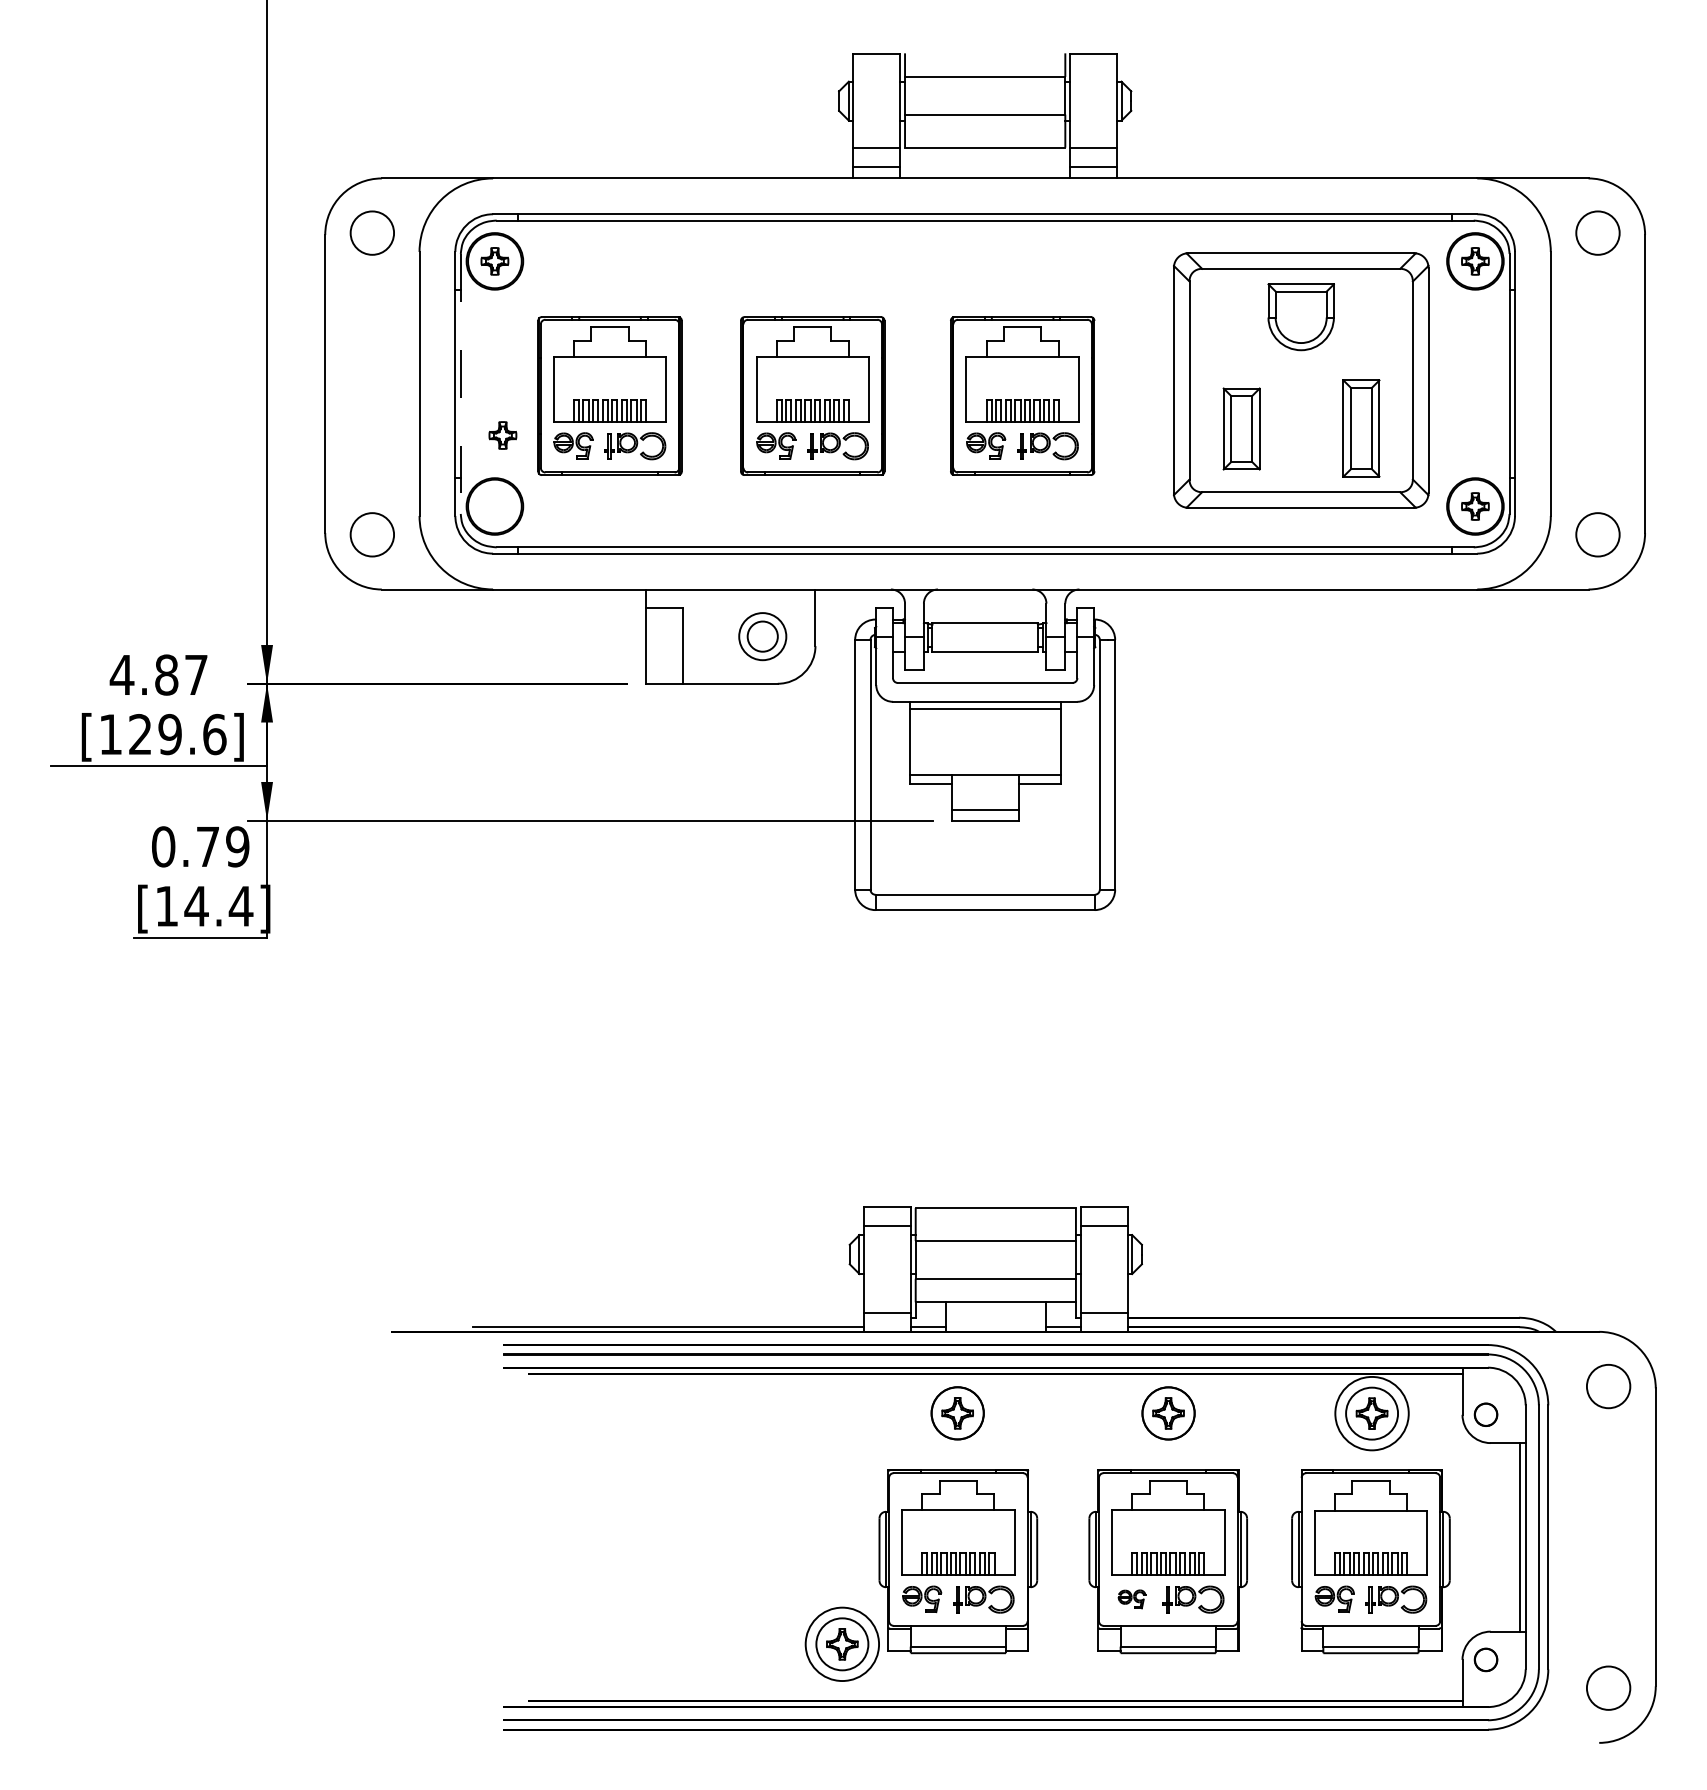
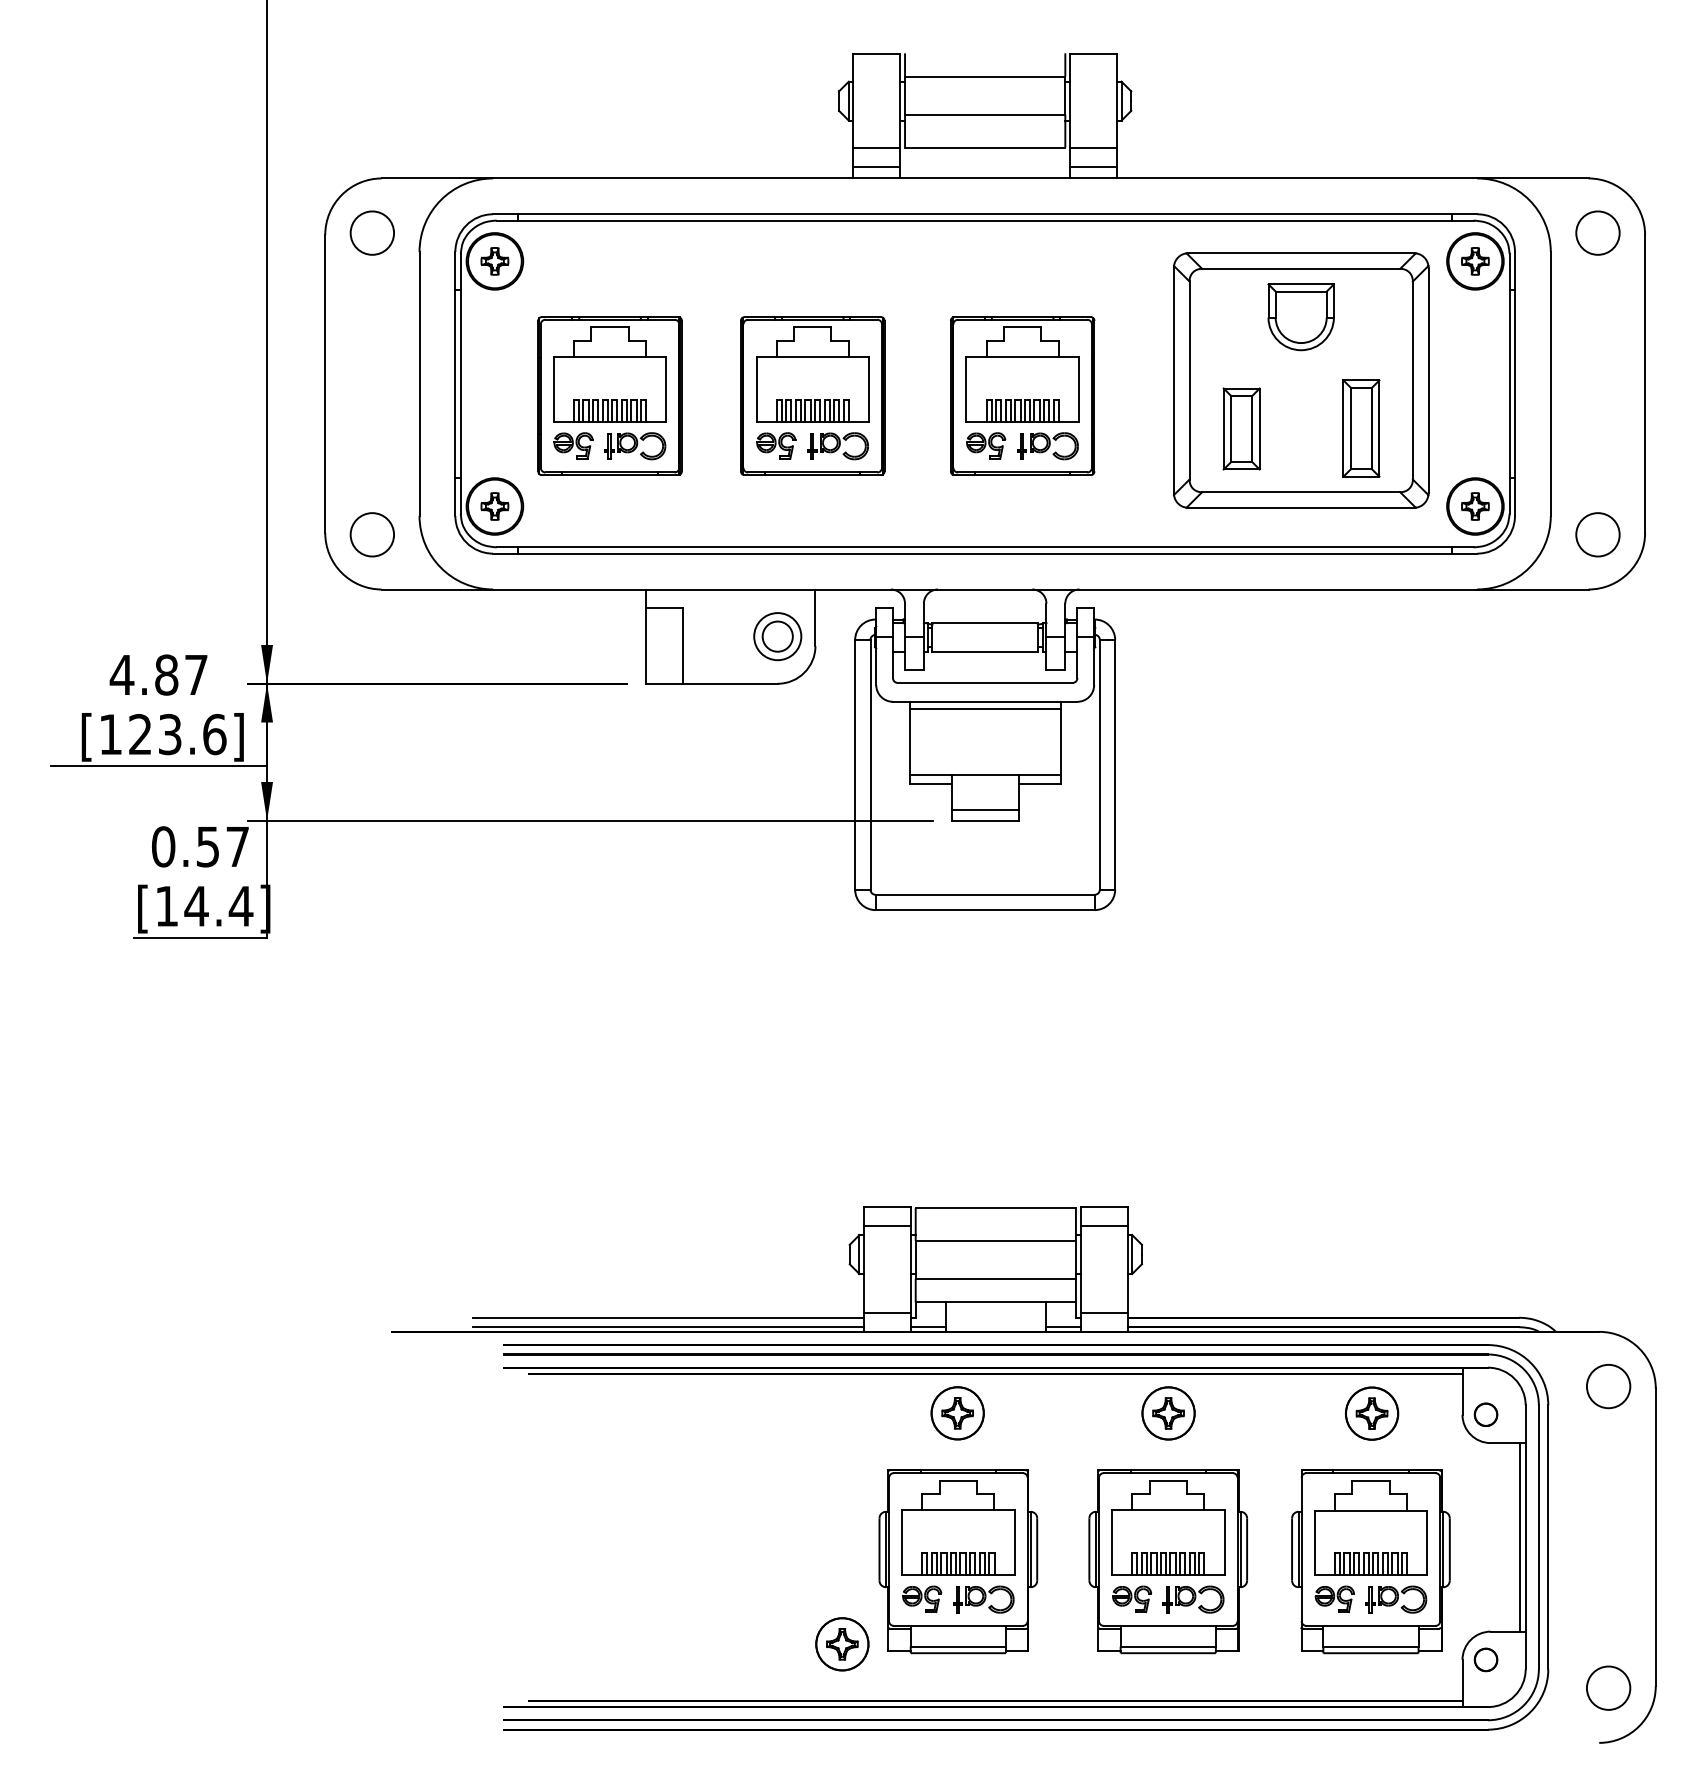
line: dashed -> solid (460, 383)
part position: (502, 435) -> (494, 506) (494, 506)
part position: (762, 636) -> (777, 636) (777, 636)
text: [129.6] -> [123.6] (169, 734)
text: 0.79 -> 0.57 (223, 846)
line: none -> present (667, 1317)
circle diameter: 73 px -> 52 px (1371, 1413)
part size: 30x21 px -> 40x29 px (1131, 1599)
circle diameter: 73 px -> 52 px (842, 1644)
